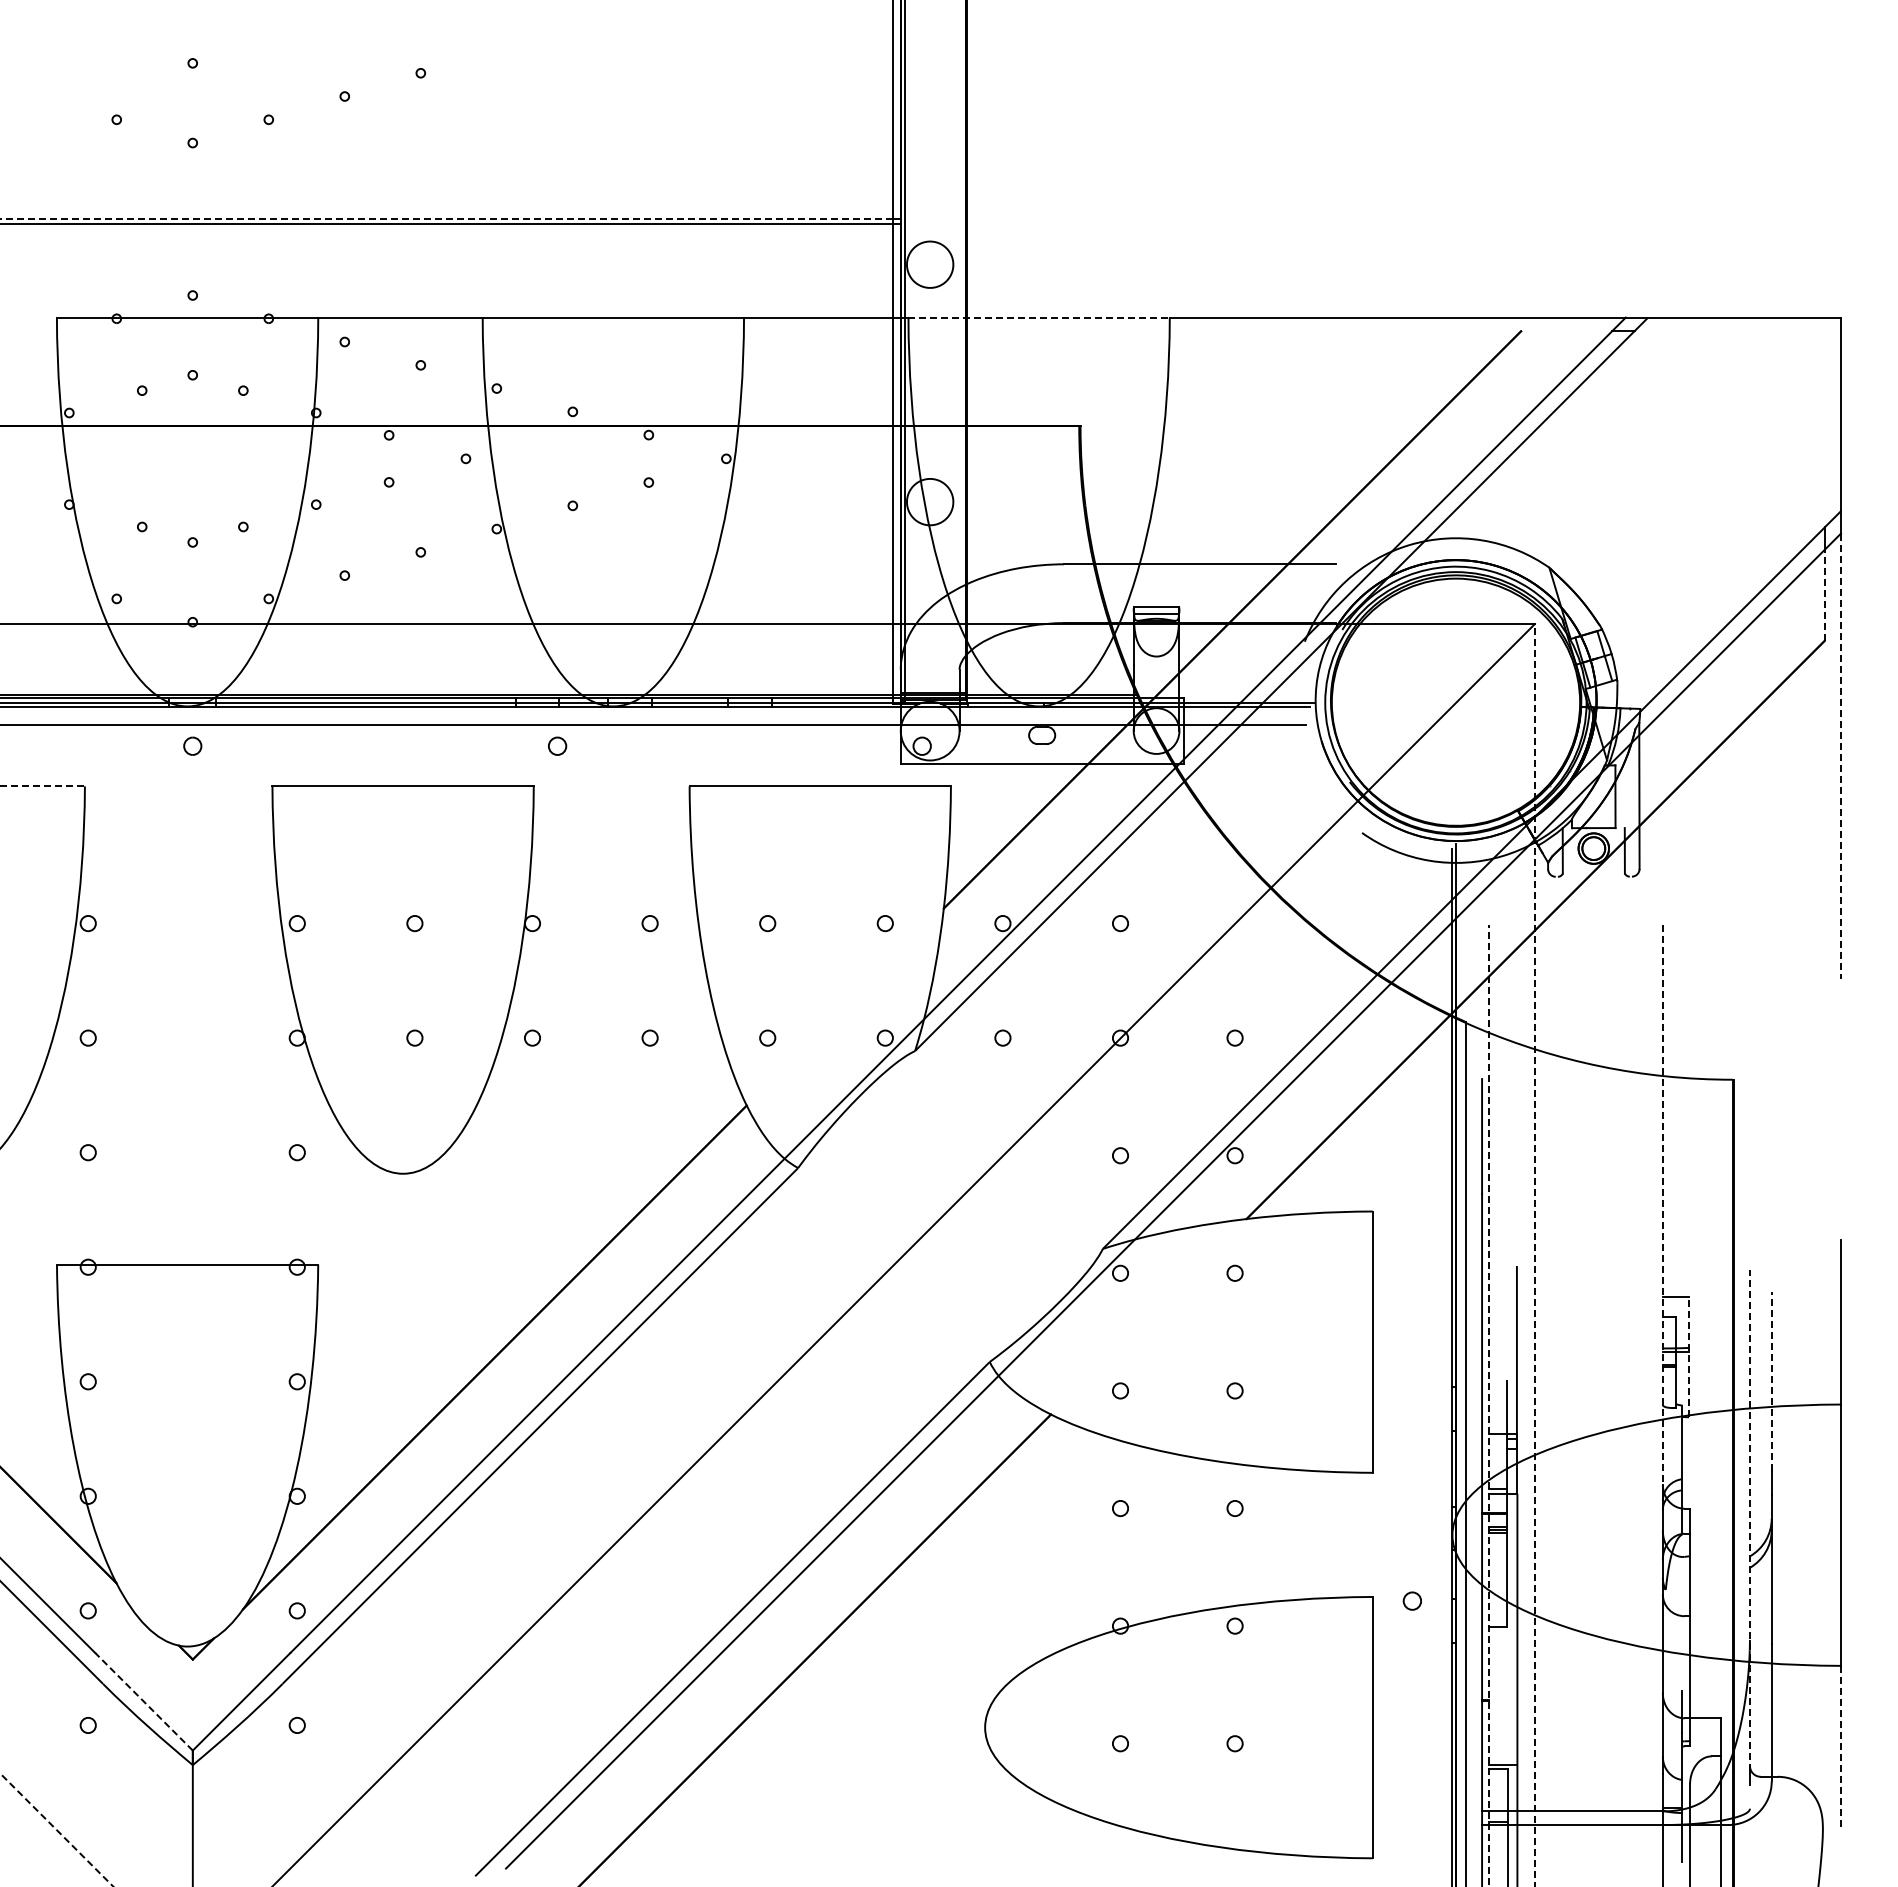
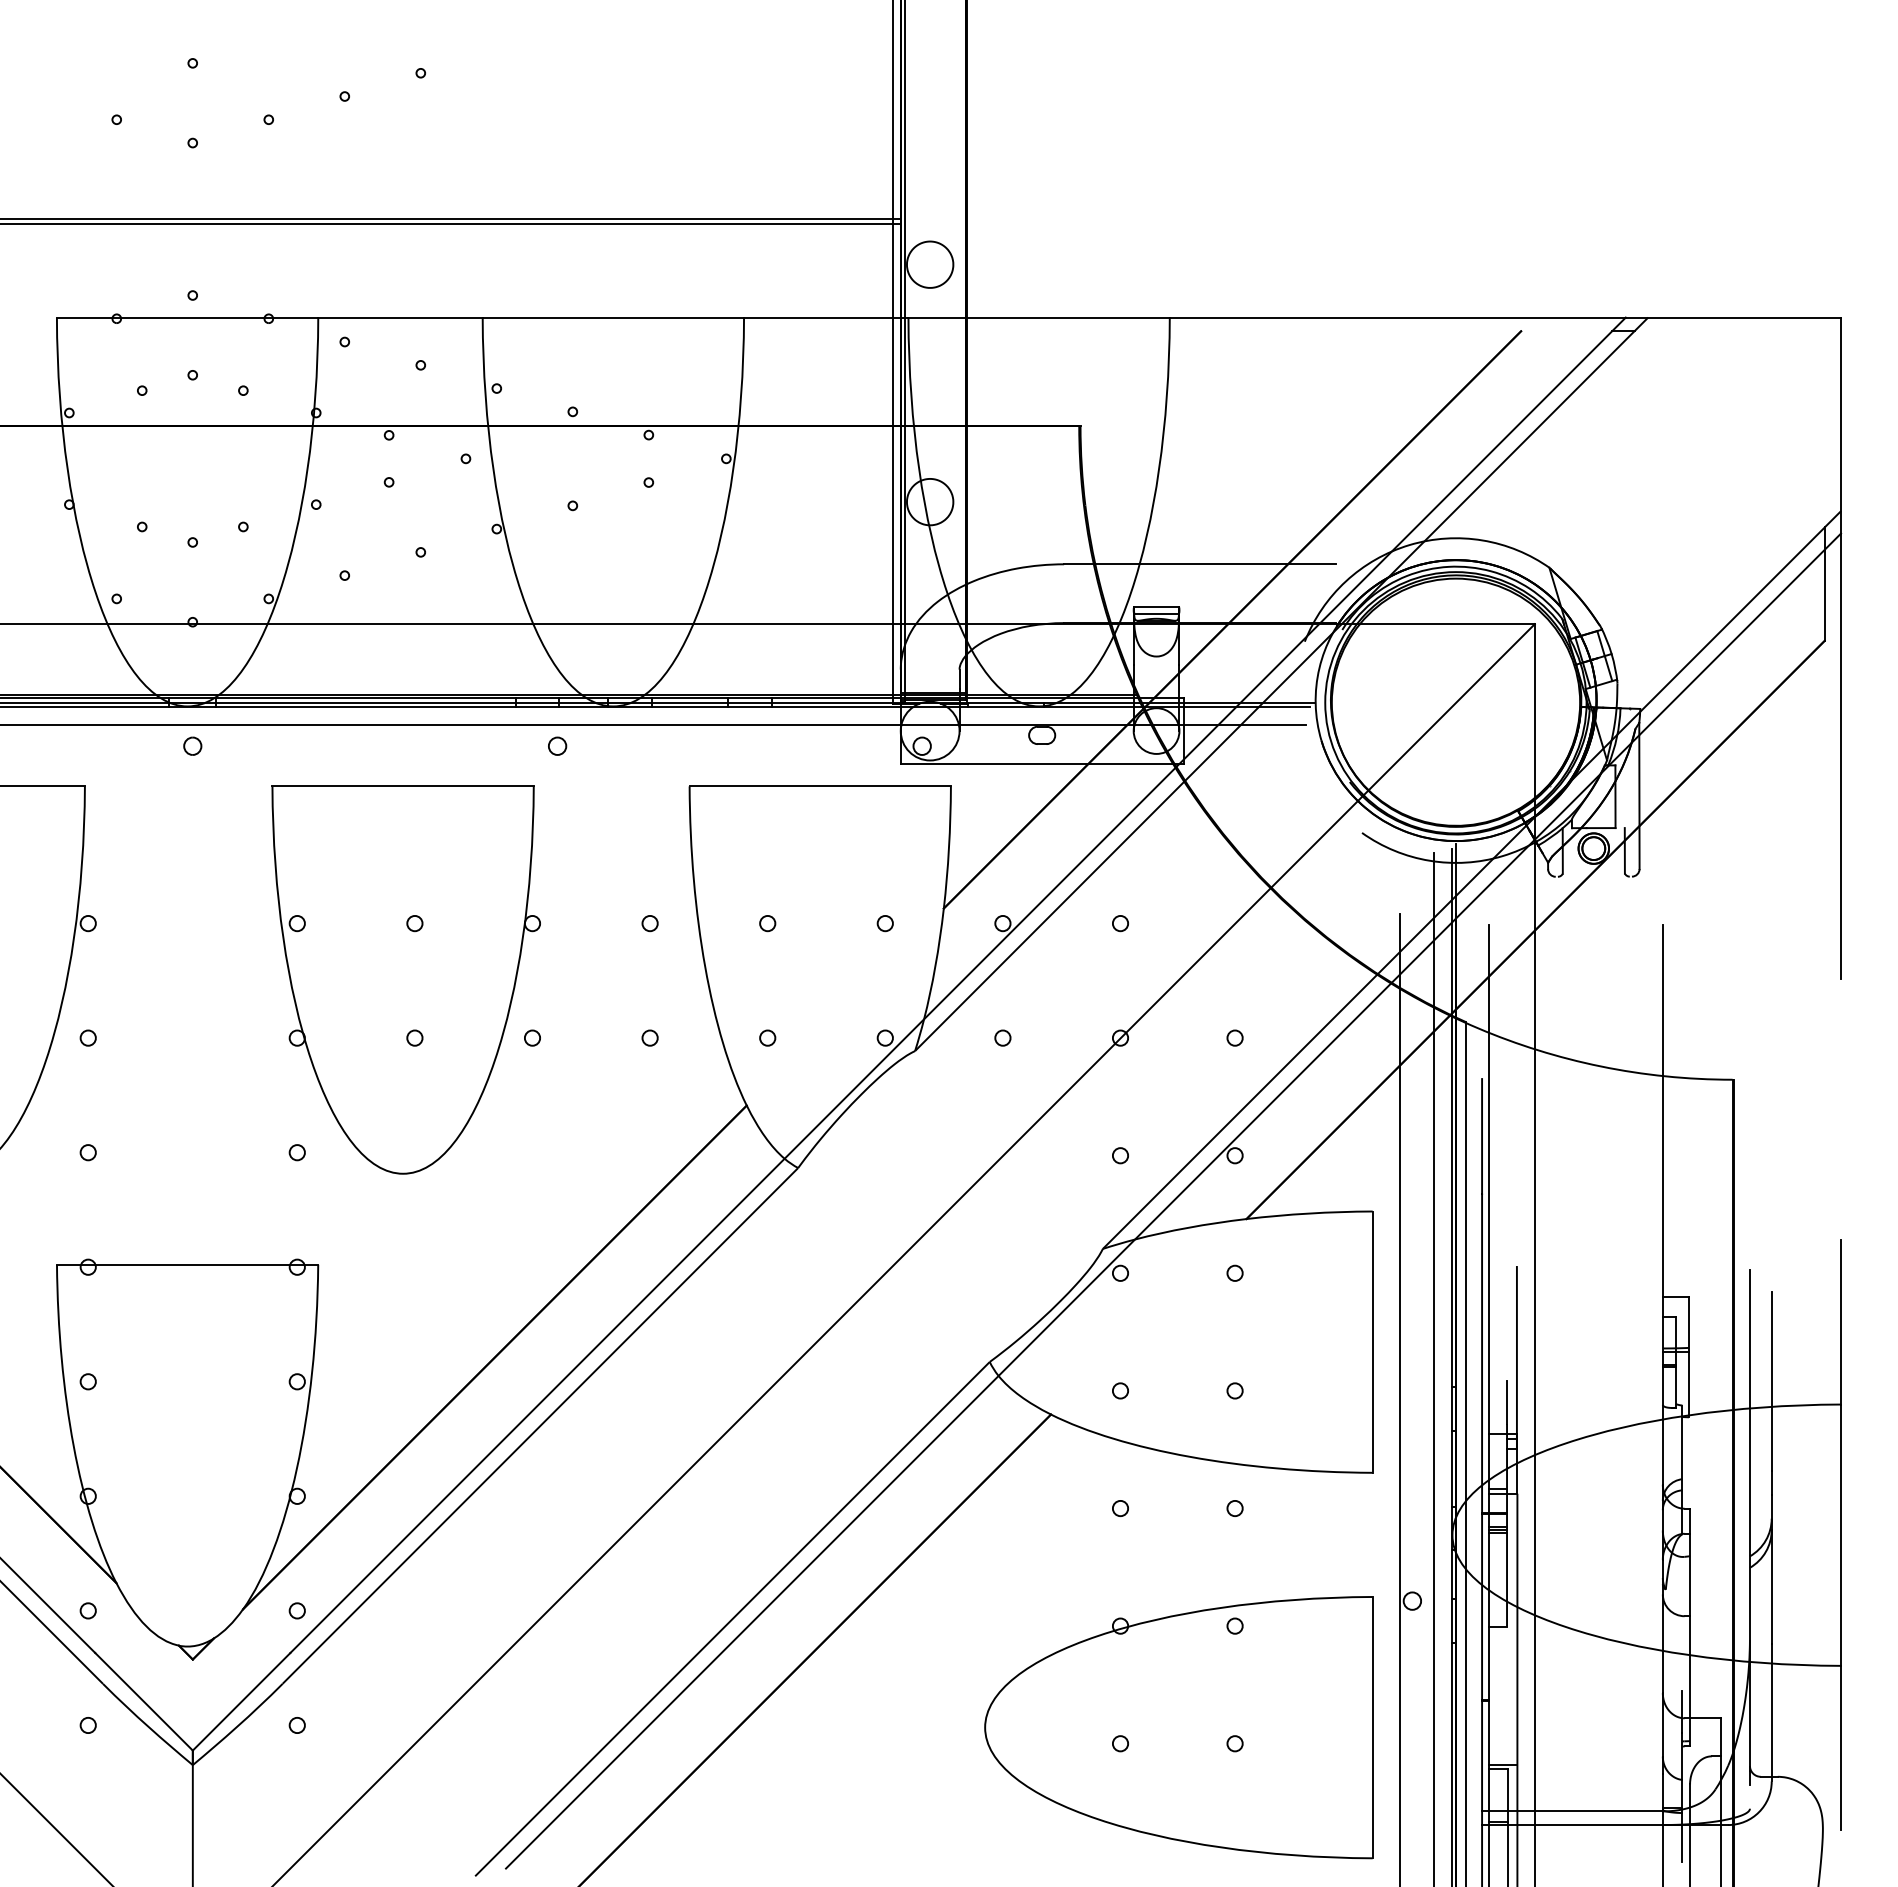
line: dashed -> solid (446, 219)
line: dashed -> solid (1039, 317)
line: dashed -> solid (1824, 595)
line: dashed -> solid (1841, 756)
line: dashed -> solid (43, 786)
line: dashed -> solid (1662, 1204)
line: dashed -> solid (1534, 1255)
line: dashed -> solid (1688, 1356)
line: none -> present (1434, 1368)
line: dashed -> solid (1771, 1381)
line: none -> present (1400, 1398)
line: dashed -> solid (1488, 1405)
line: dashed -> solid (1749, 1520)
line: dashed -> solid (144, 1701)
line: dashed -> solid (1841, 1748)
line: dashed -> solid (57, 1830)
